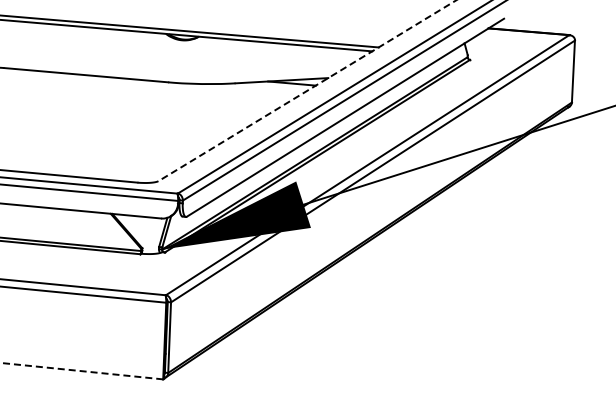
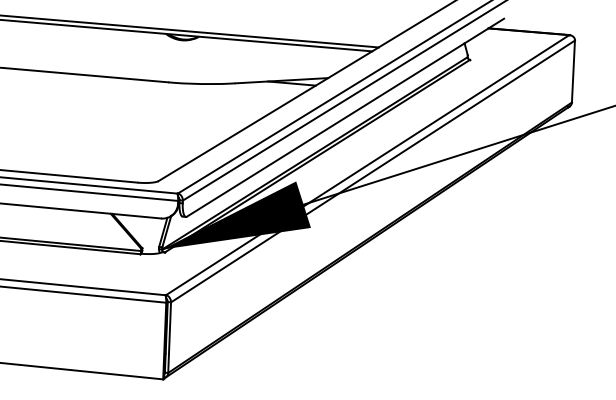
line: dashed -> solid (307, 90)
line: dashed -> solid (81, 371)
